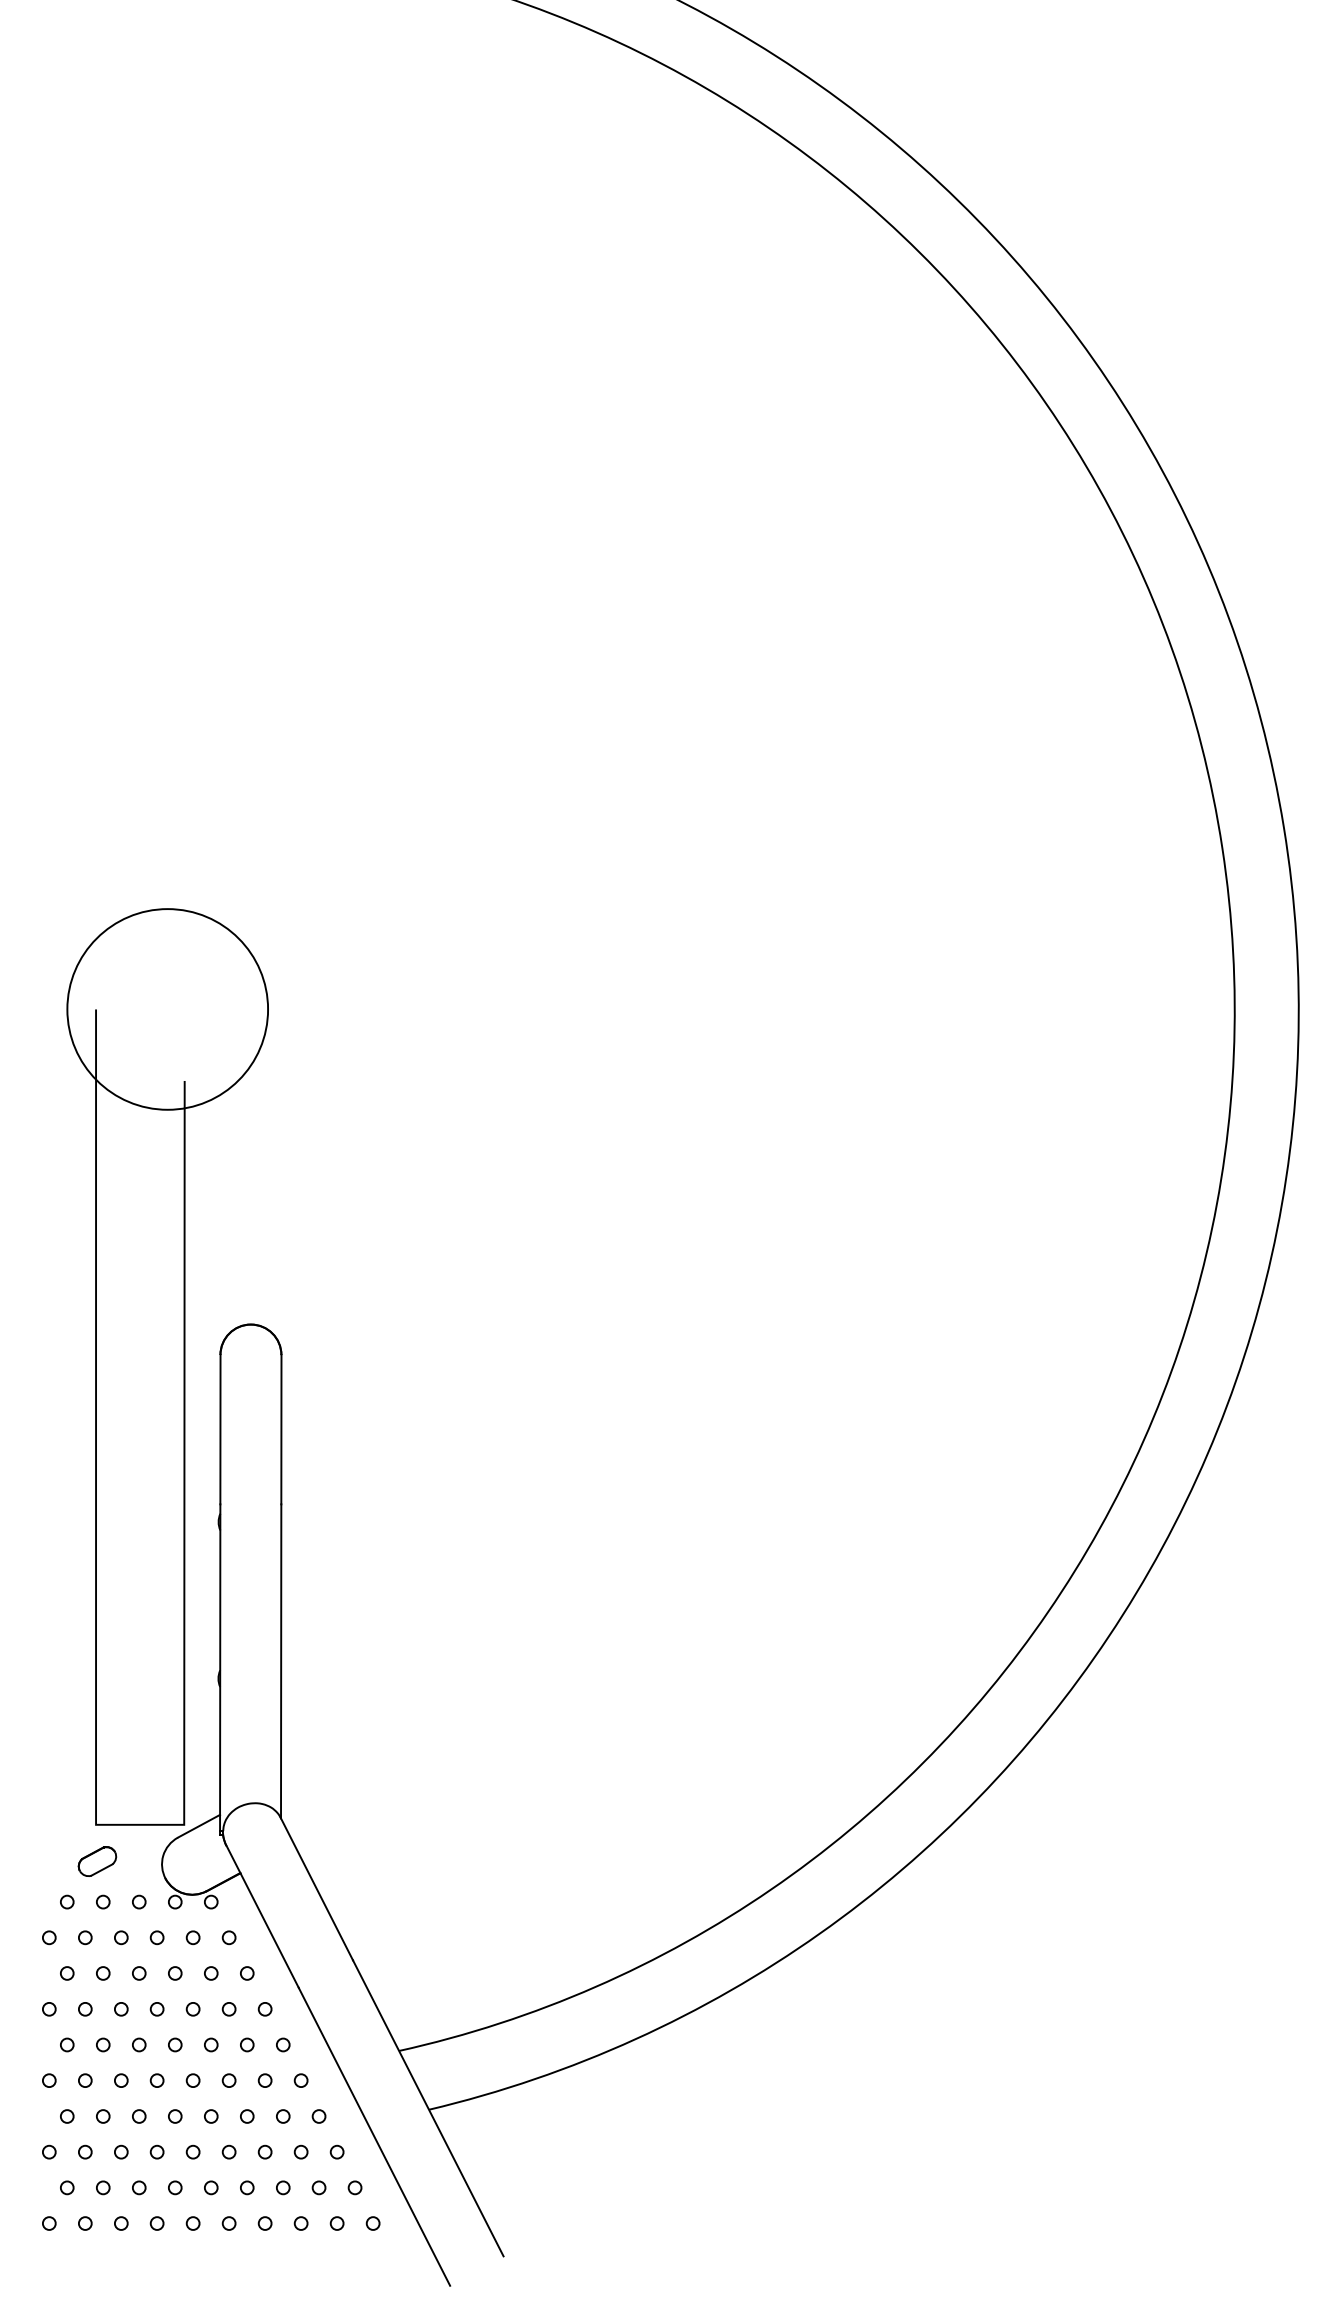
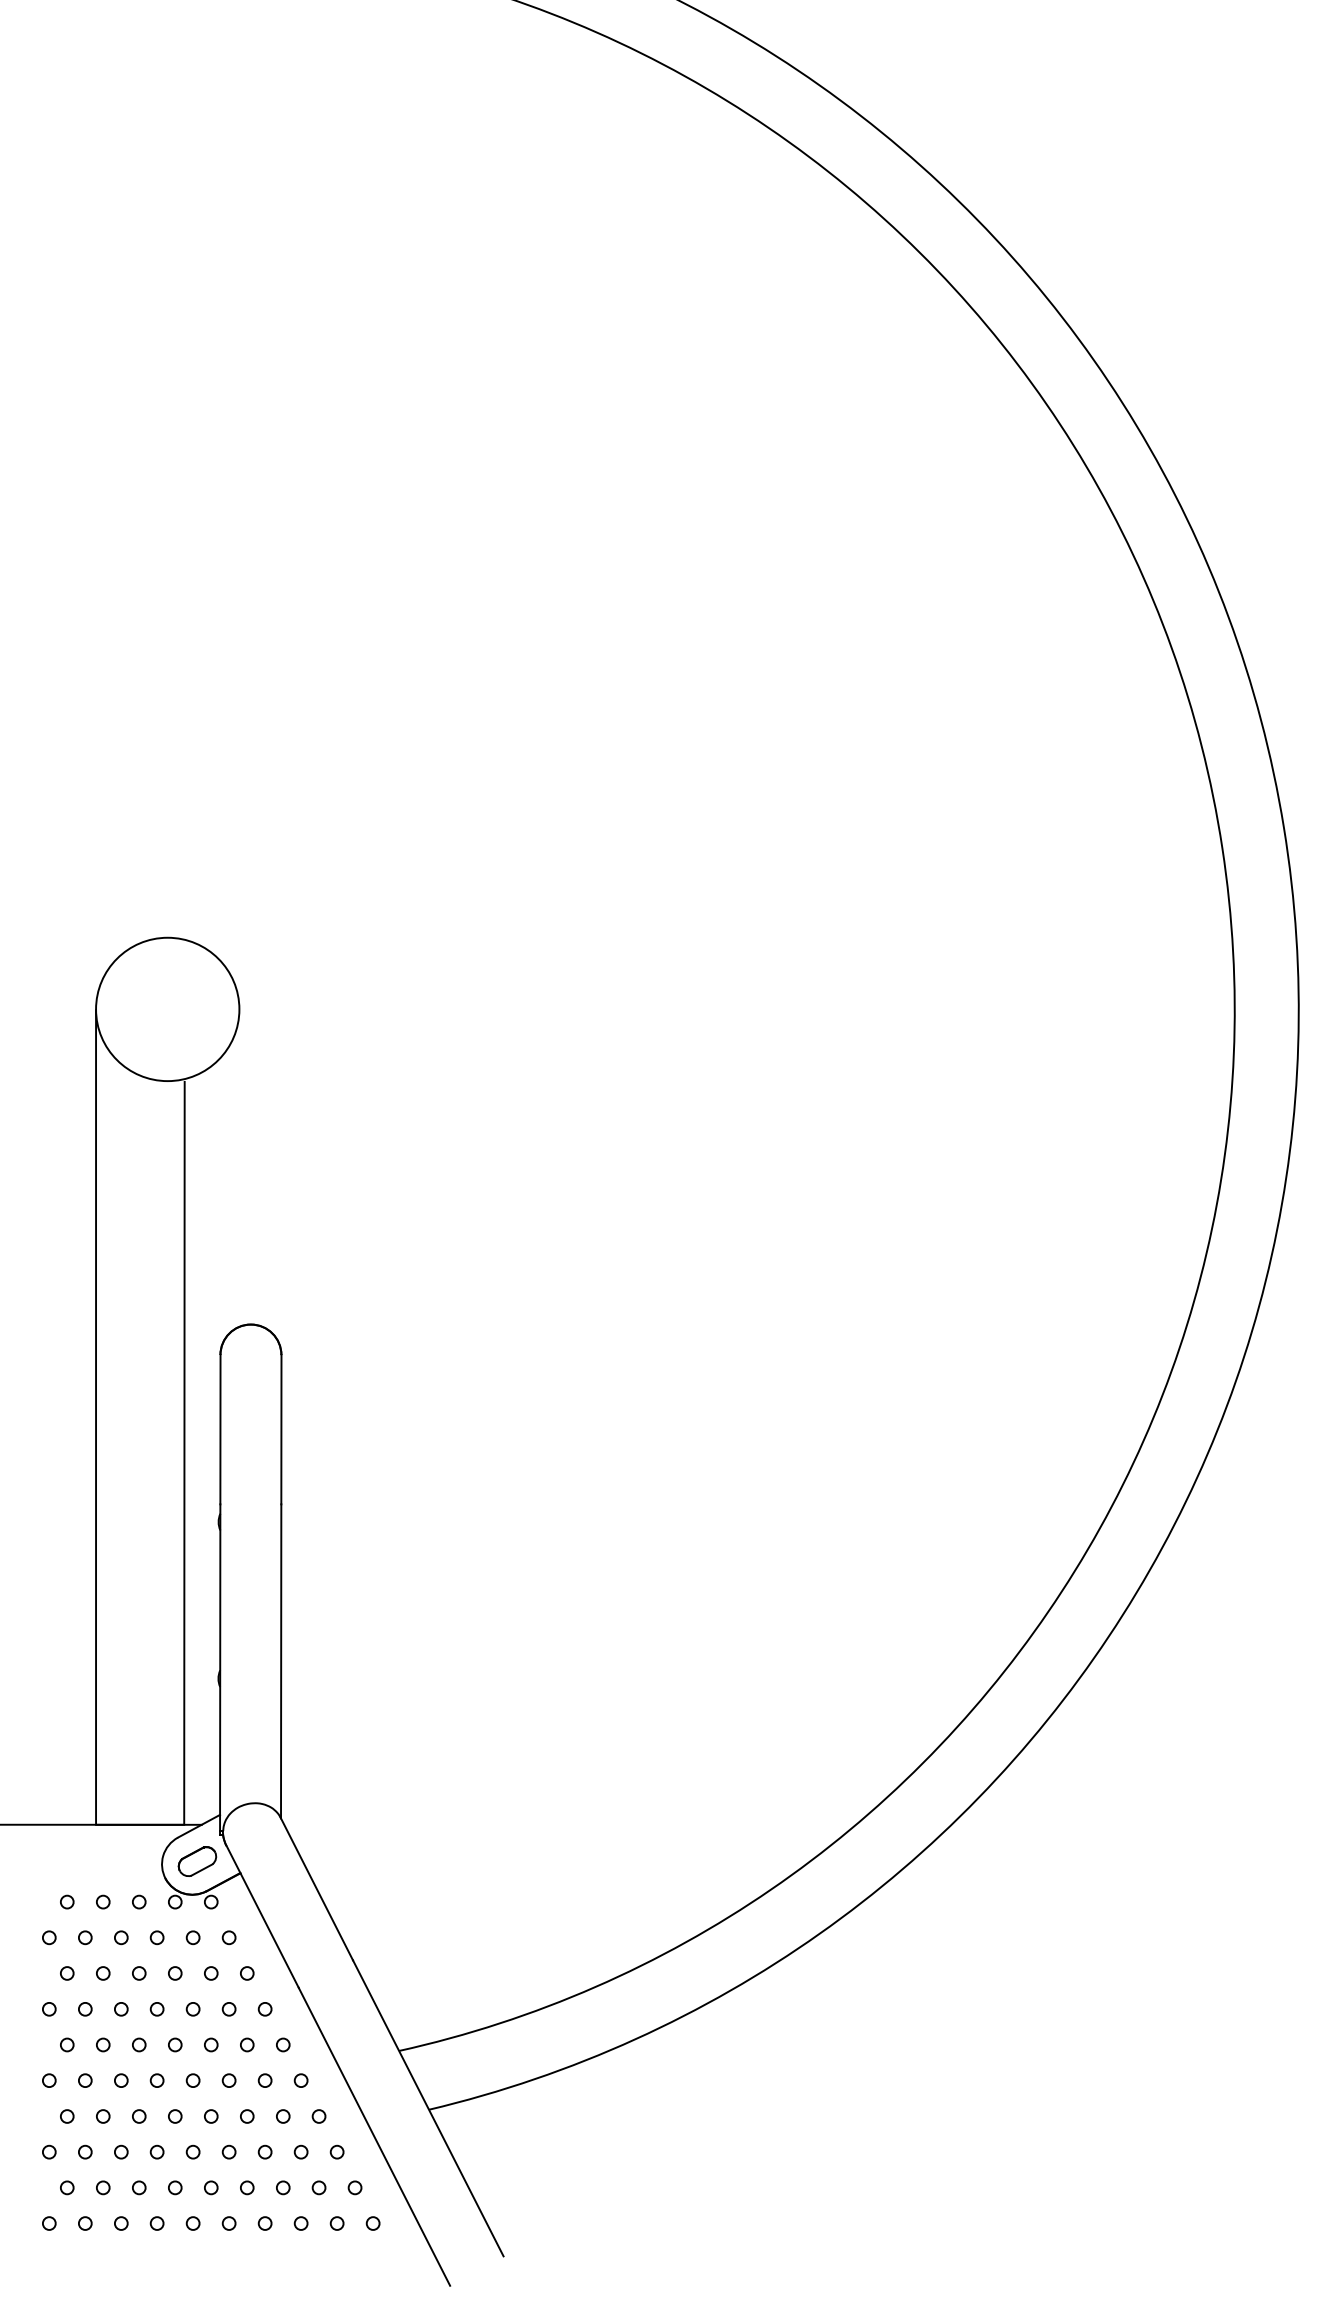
circle diameter: 201 px -> 143 px (167, 1009)
line: none -> present (101, 1824)
part position: (97, 1861) -> (197, 1861) (197, 1861)
